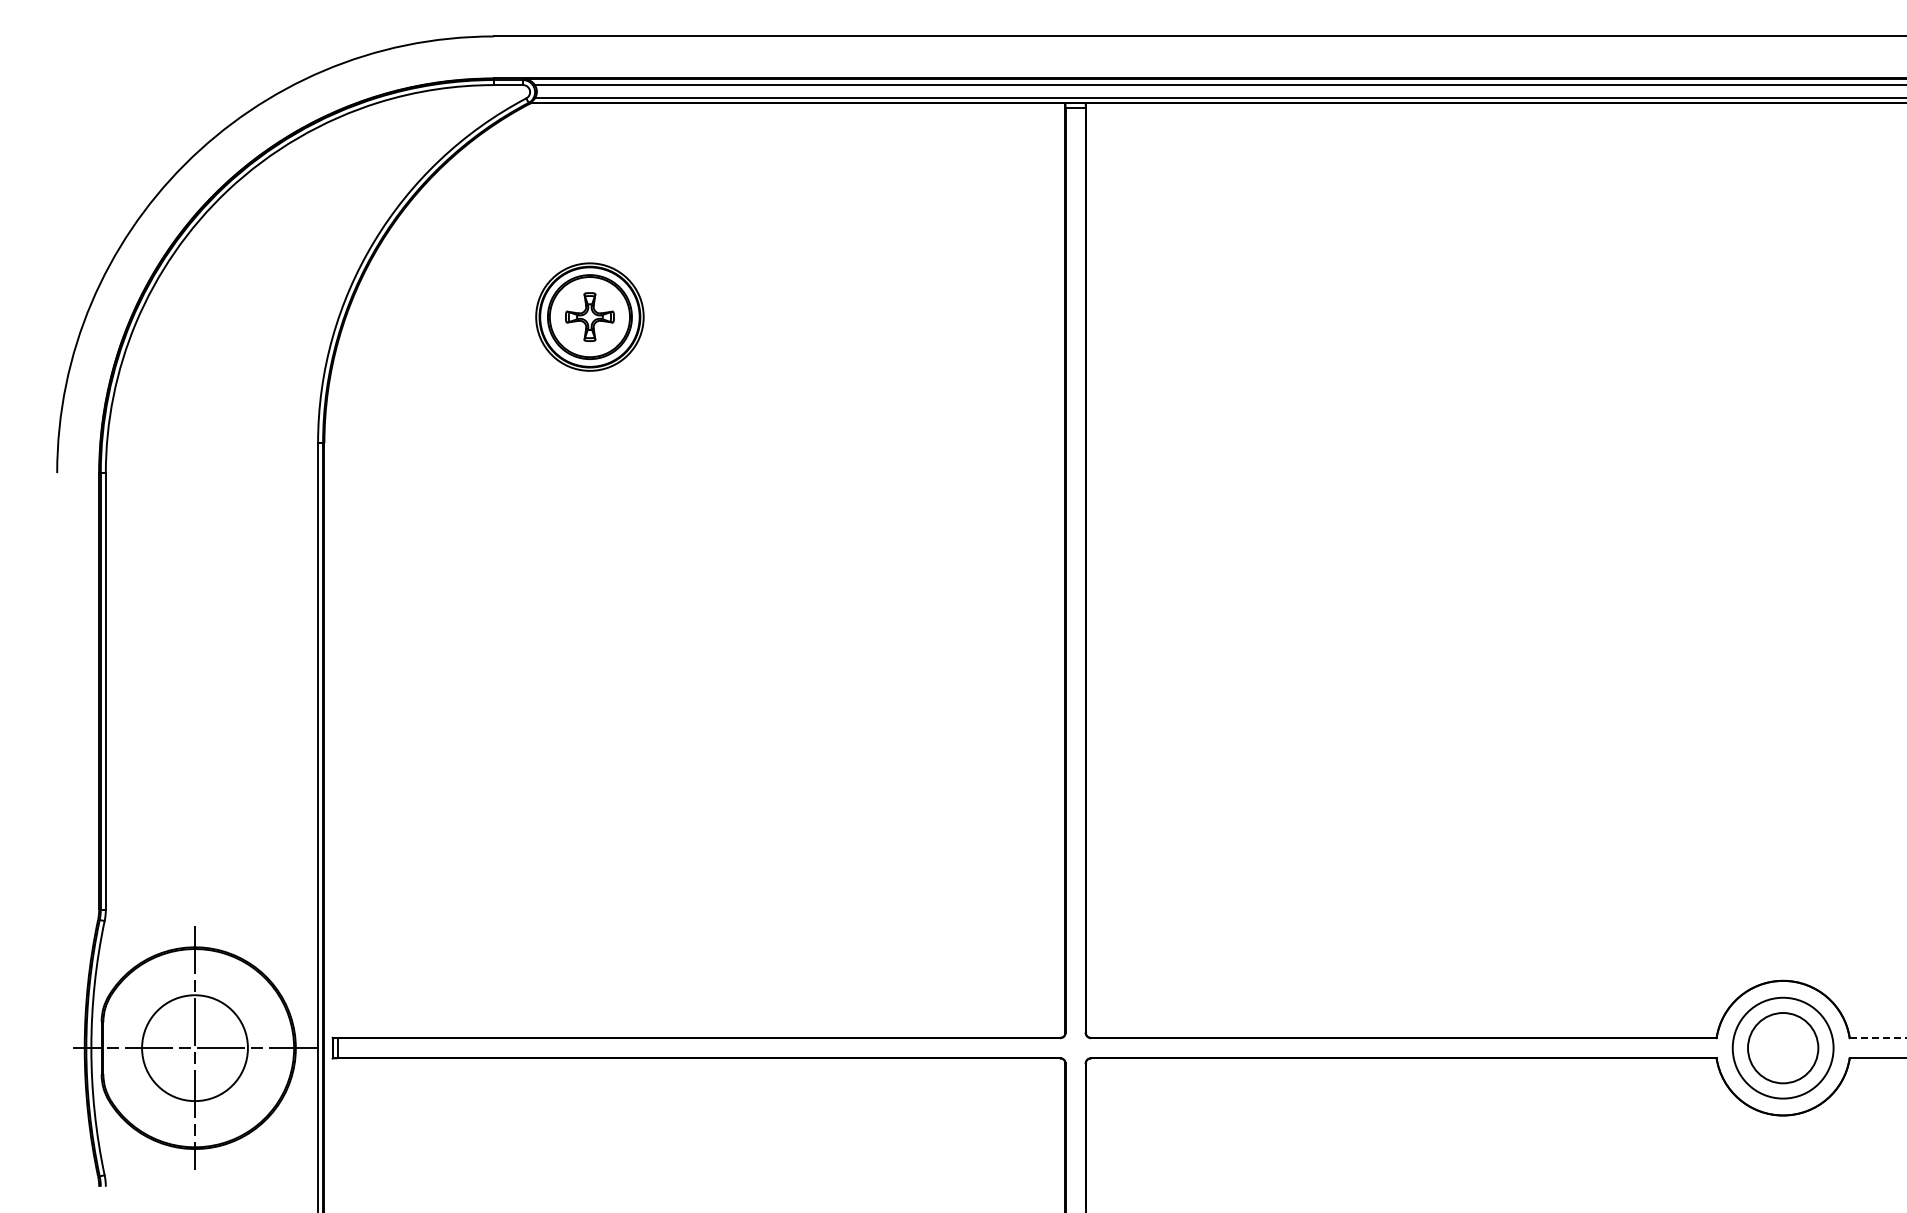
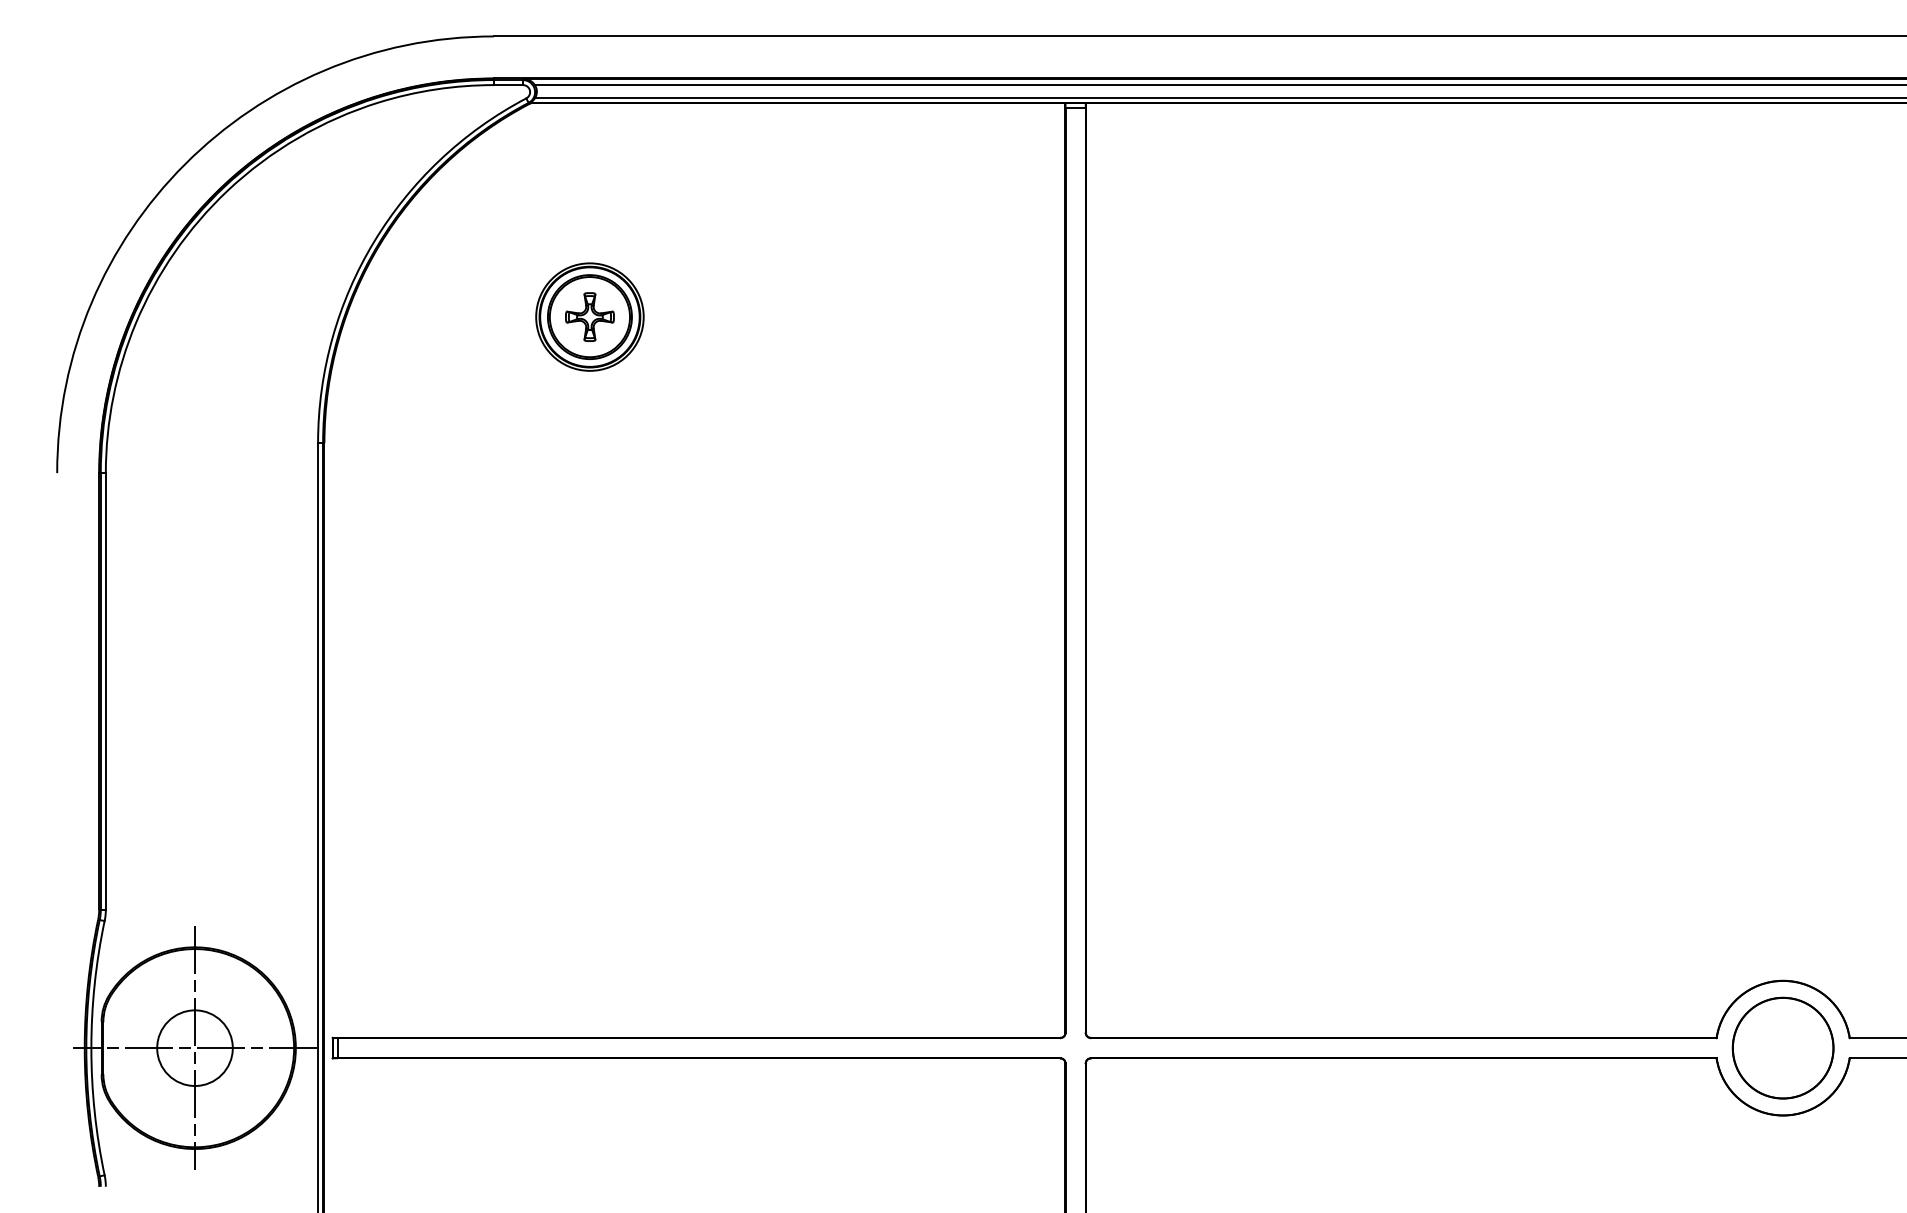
line: dashed -> solid (1878, 1038)
circle diameter: 106 px -> 76 px (194, 1047)
circle diameter: 70 px -> 100 px (1782, 1047)
